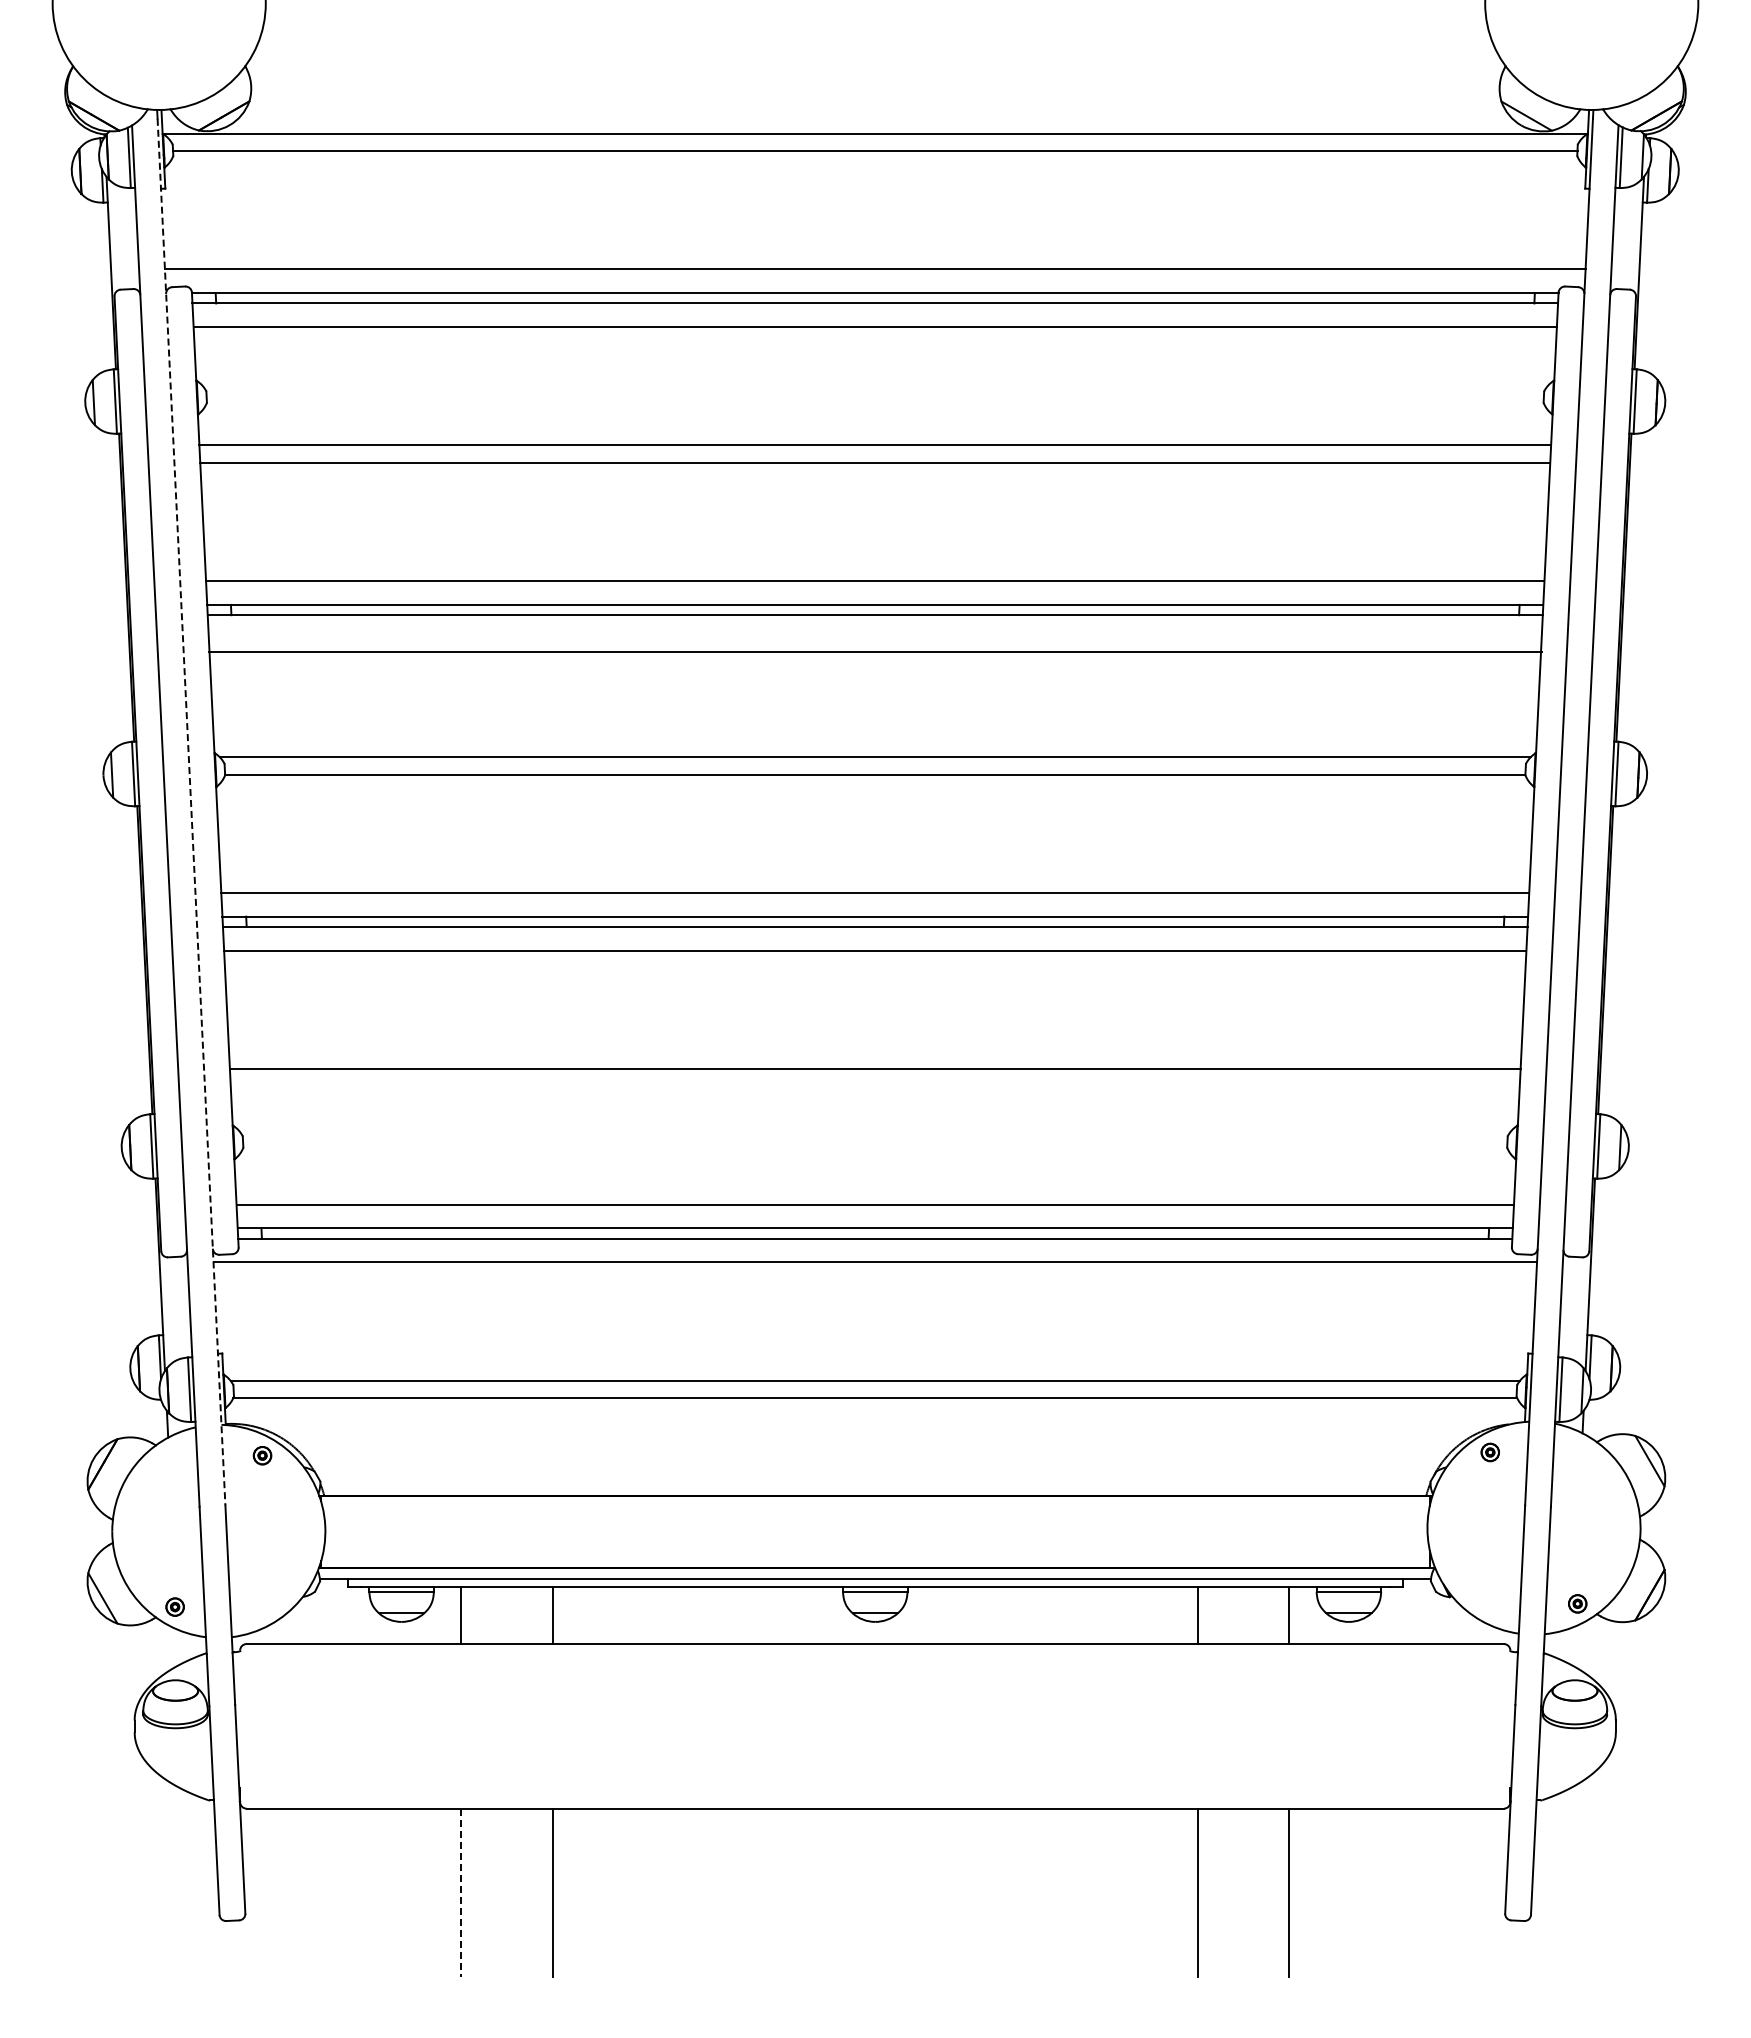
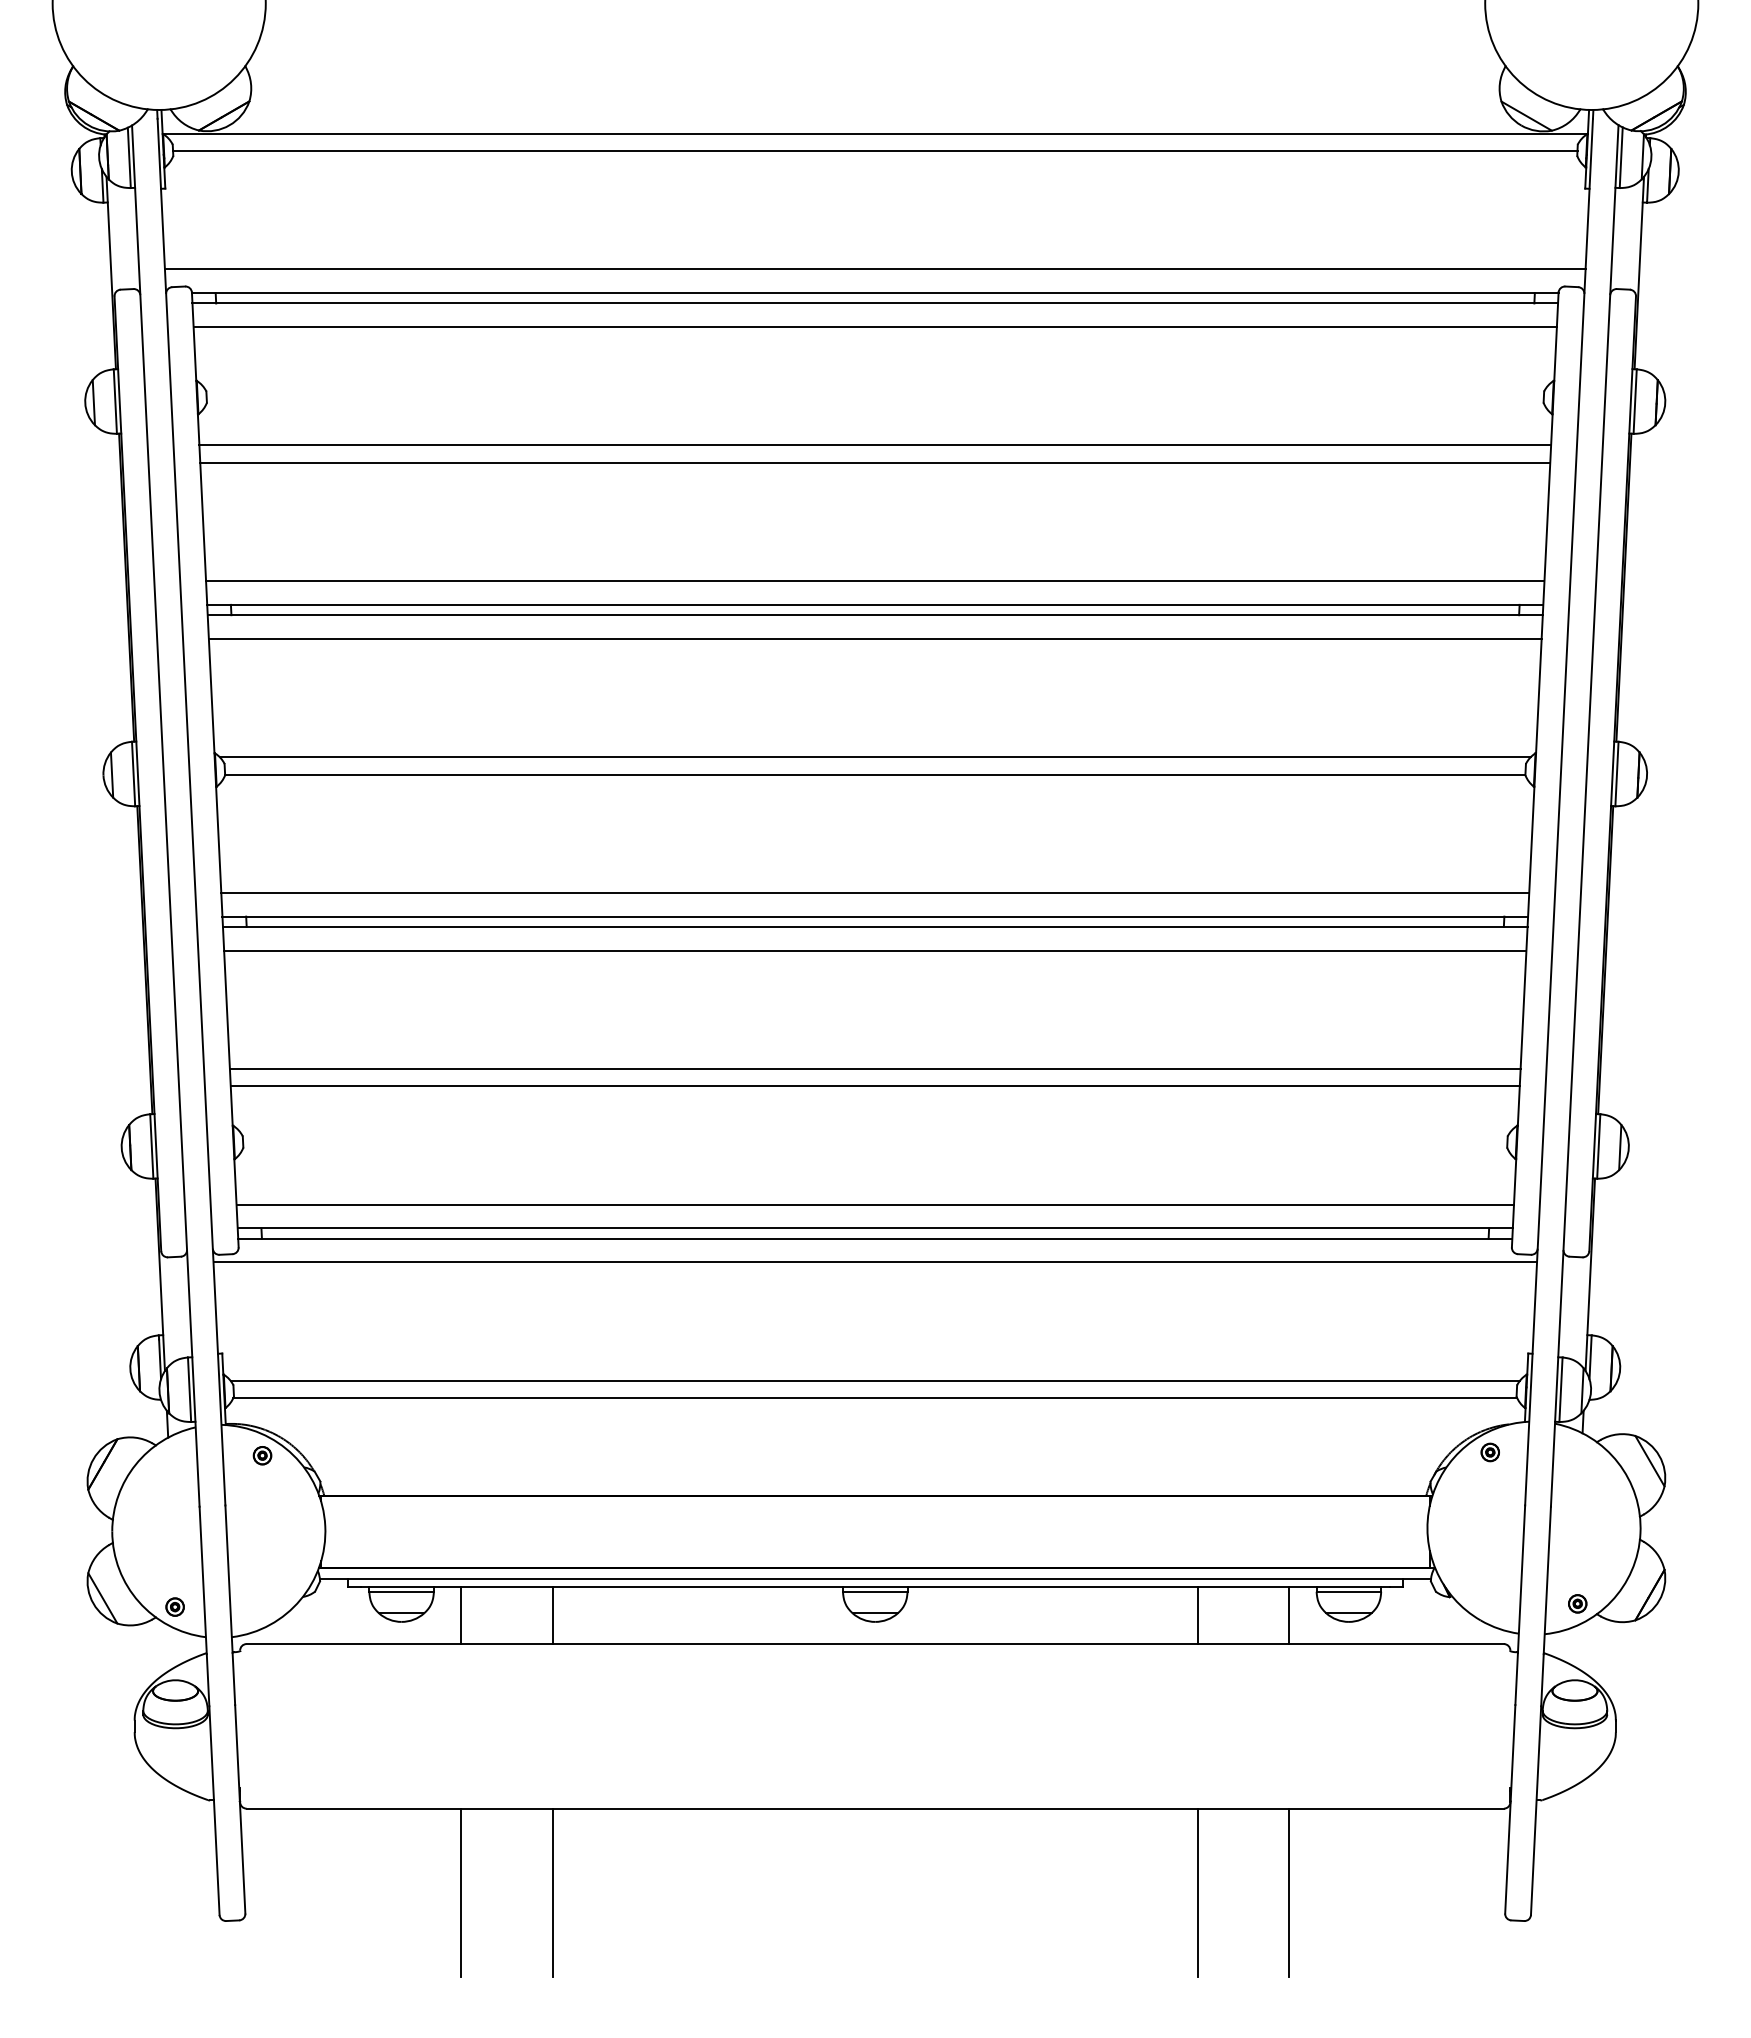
line position: (874, 651) -> (874, 638) (874, 638)
line: dashed -> solid (191, 812)
line: none -> present (874, 1086)
line: dashed -> solid (461, 1893)
